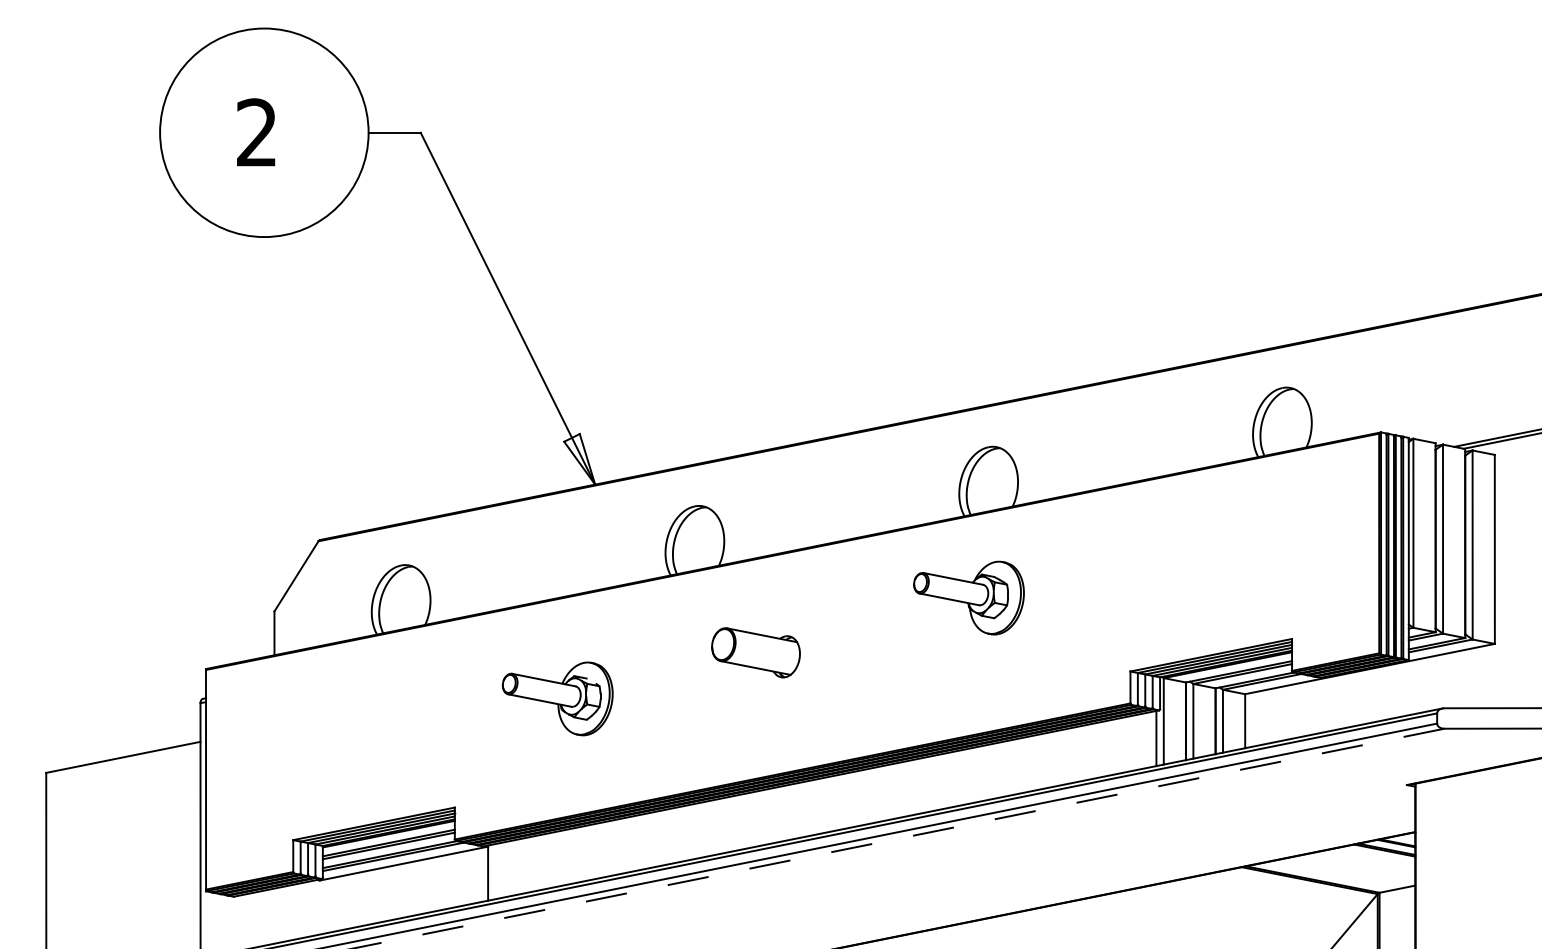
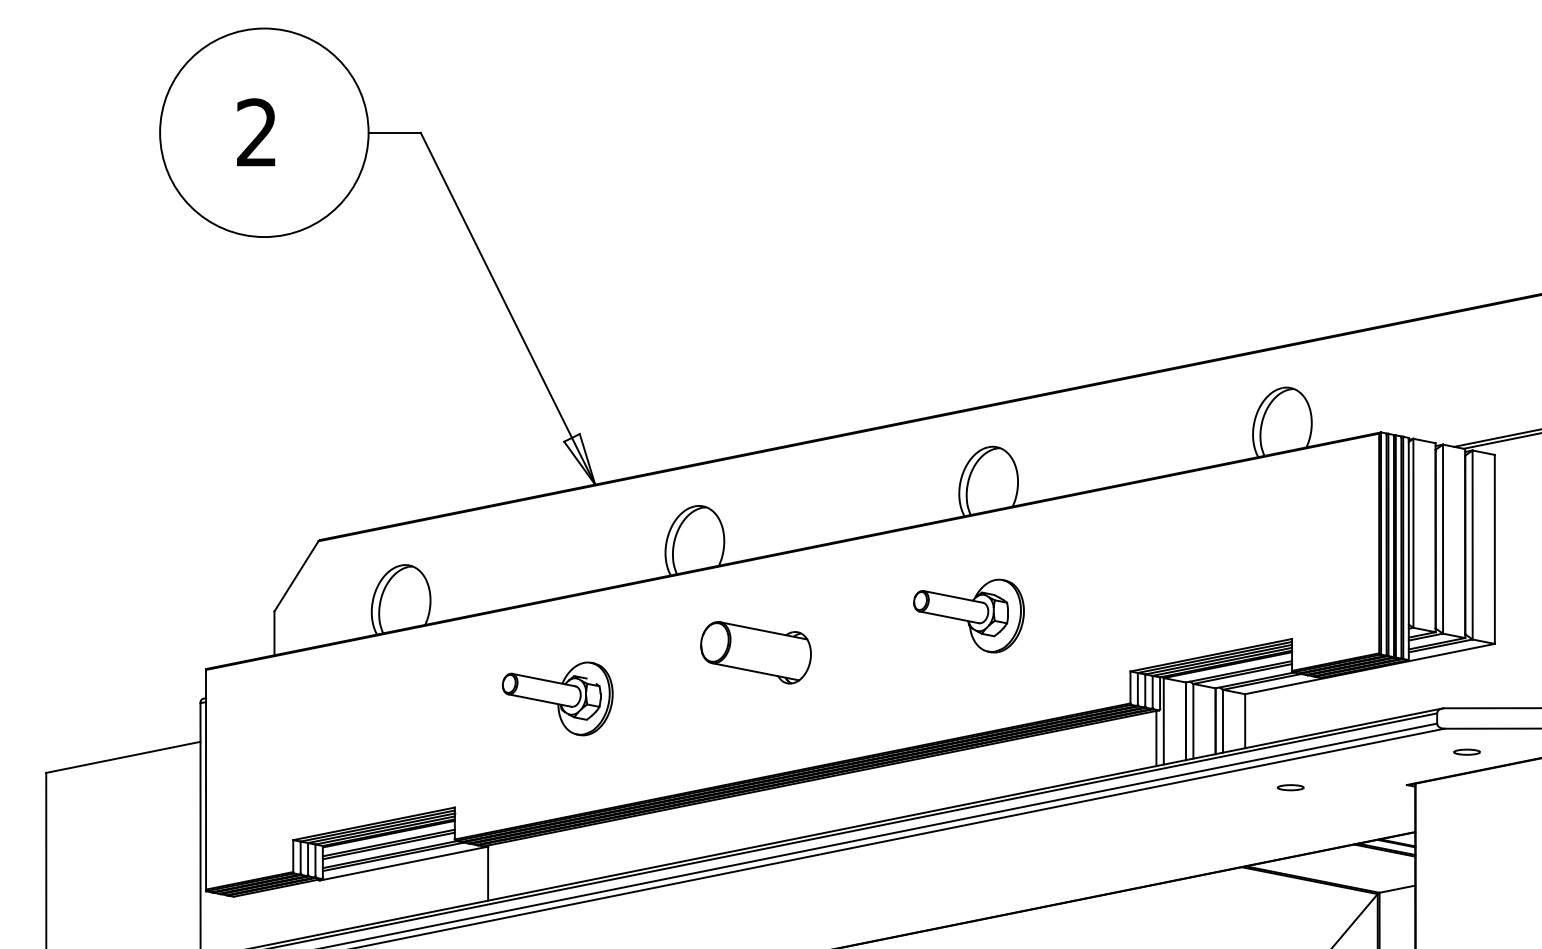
part position: (968, 597) -> (968, 615) (968, 615)
part size: 90x52 px -> 112x64 px (755, 652)
part: none -> present (1466, 751)
part: none -> present (1290, 787)
line: dashed -> solid (897, 838)
